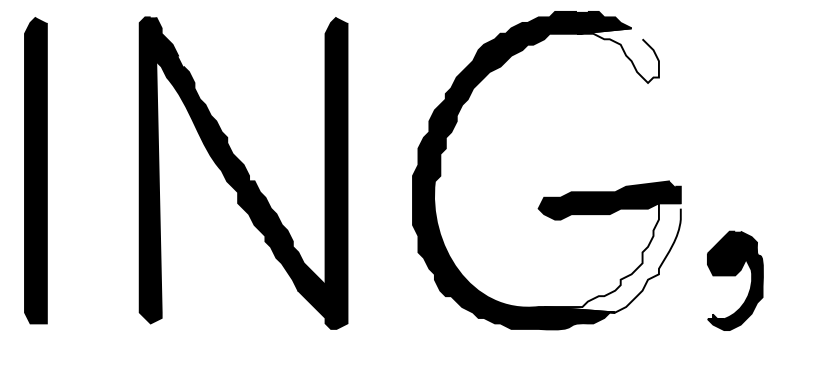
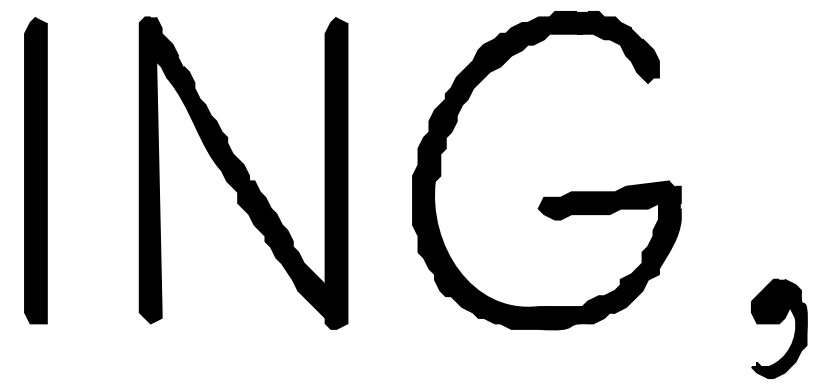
fill: none -> present (617, 55)
fill: none -> present (612, 257)
part position: (735, 280) -> (779, 328) (779, 328)
